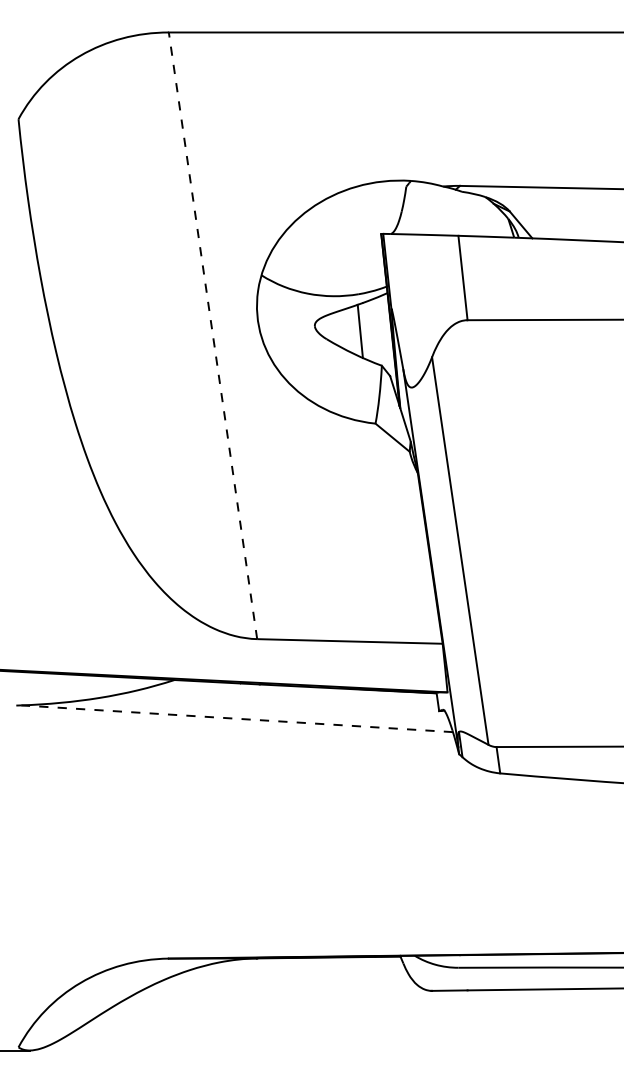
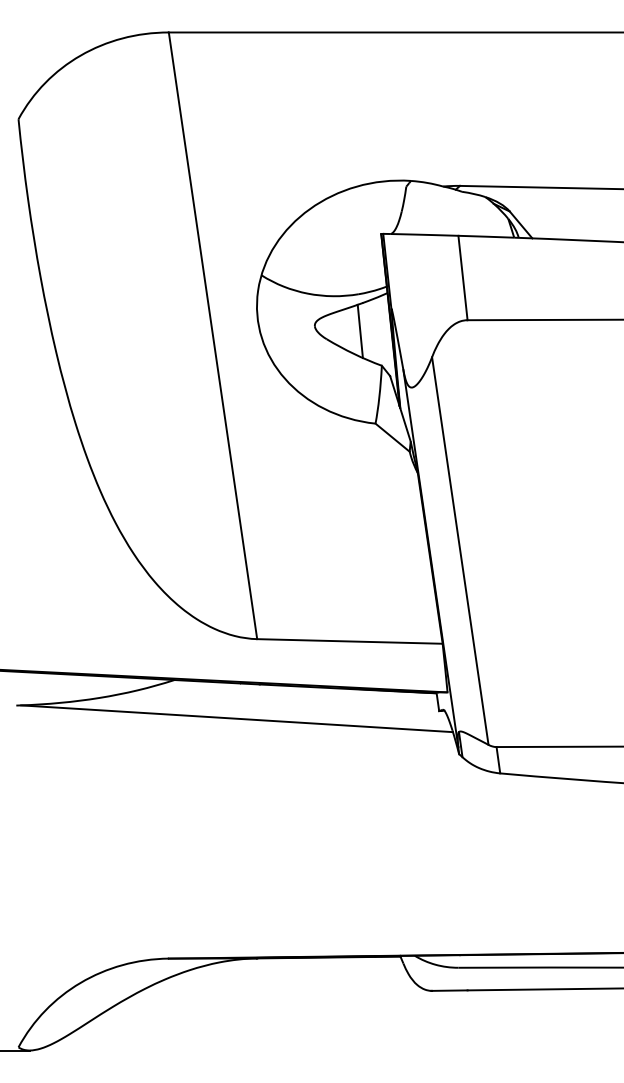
line: dashed -> solid (213, 335)
line: dashed -> solid (236, 718)
